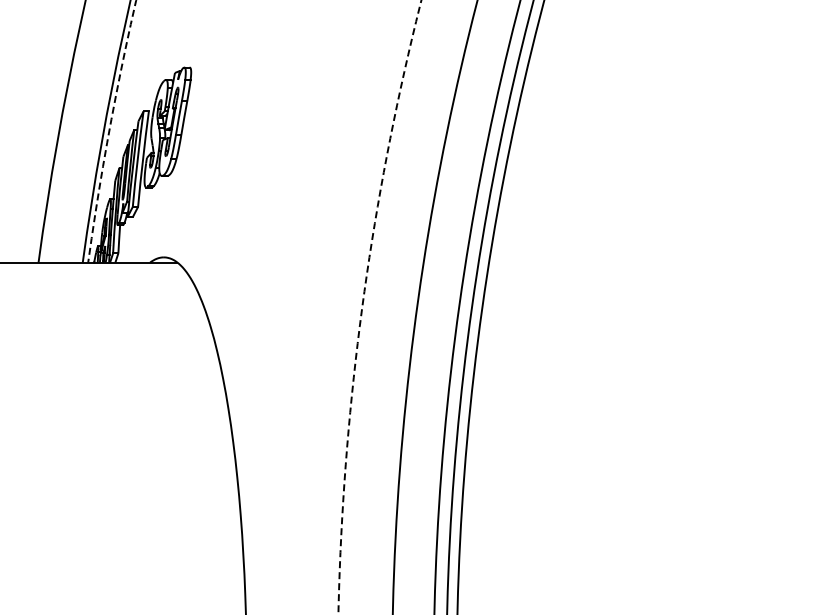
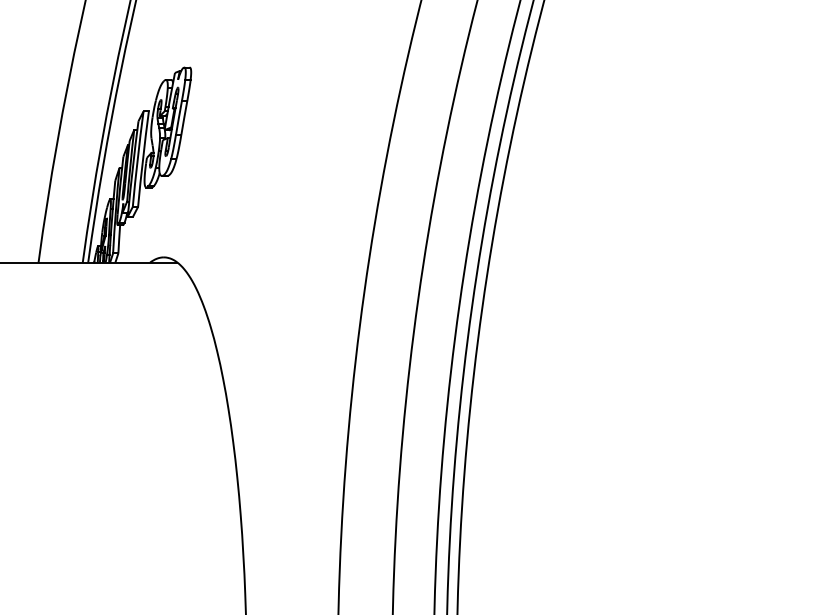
arc: dashed -> solid (109, 130)
arc: dashed -> solid (362, 305)
